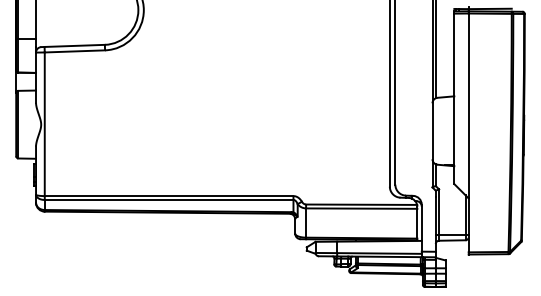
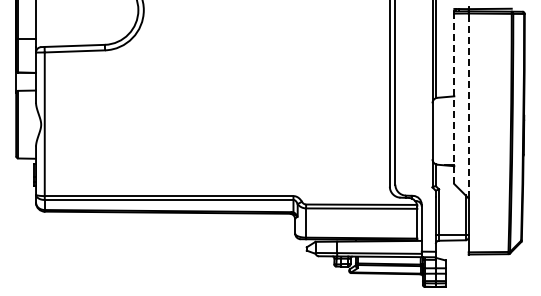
line: solid -> dashed (454, 98)
line: solid -> dashed (468, 105)
